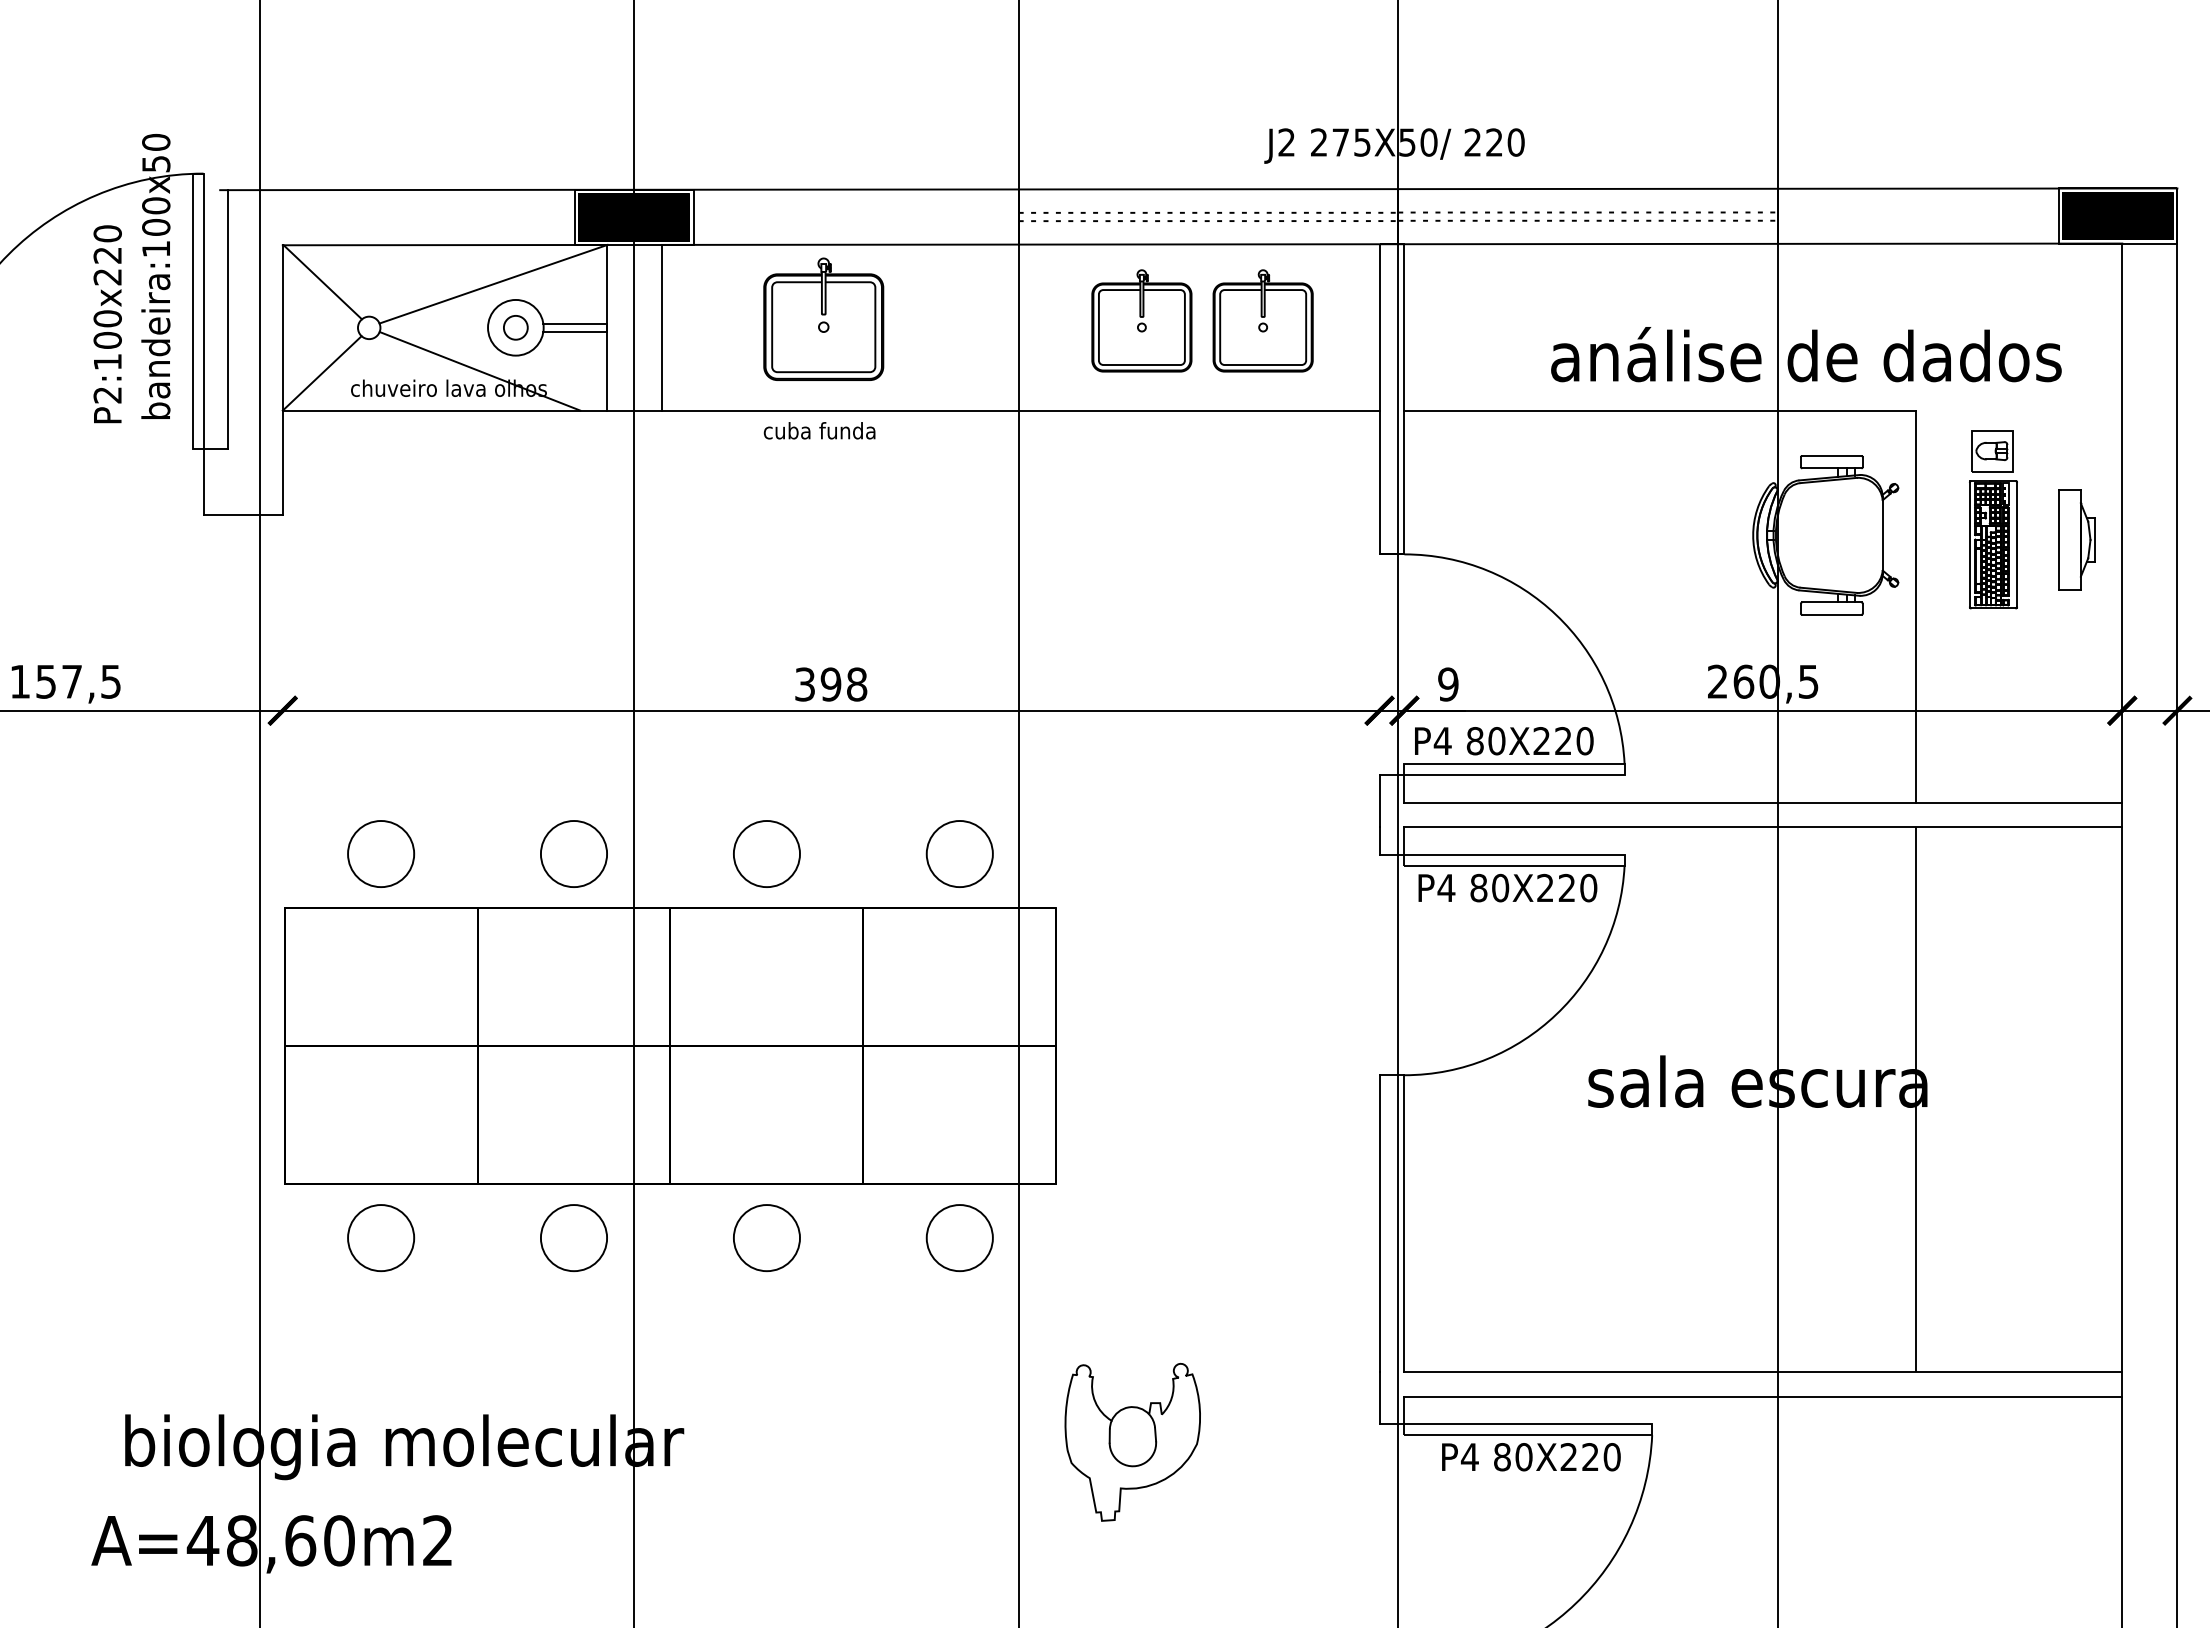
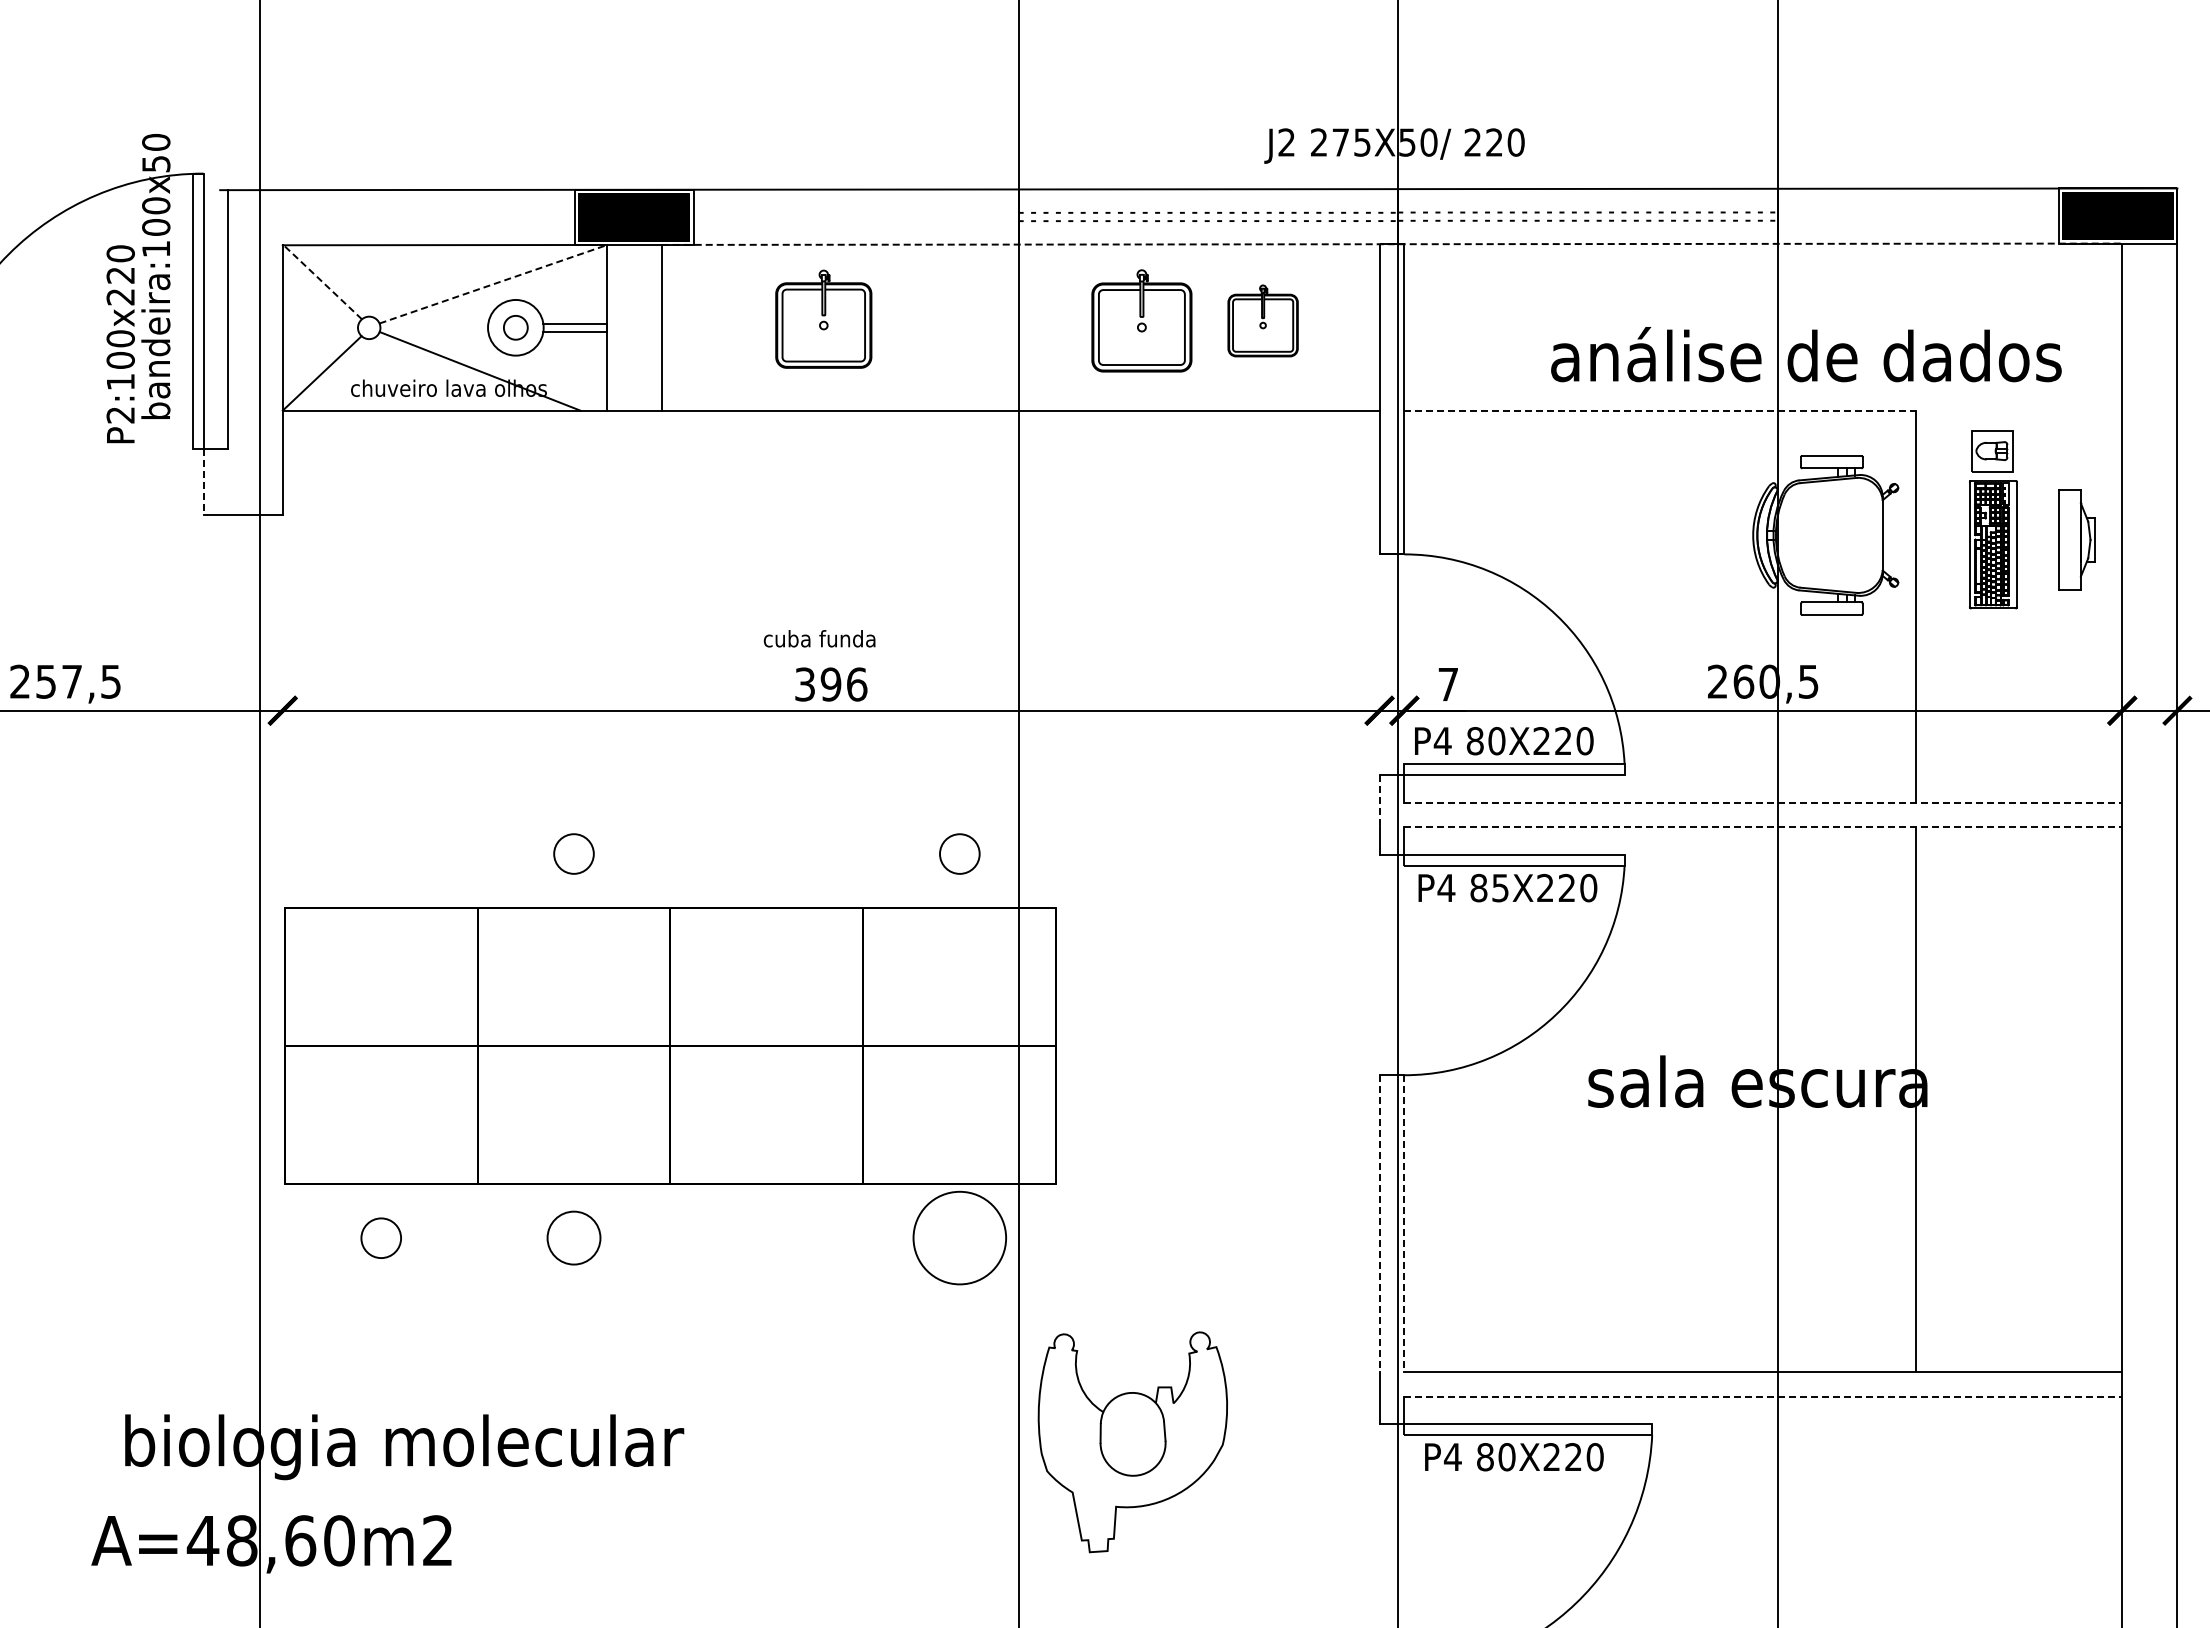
line: solid -> dashed (1392, 244)
line: solid -> dashed (322, 282)
line: solid -> dashed (493, 284)
part size: 122x124 px -> 98x100 px (823, 318)
part size: 102x104 px -> 72x74 px (1262, 320)
text position: (107, 324) -> (120, 344) (120, 344)
line: solid -> dashed (1660, 410)
text position: (819, 430) -> (819, 638) (819, 638)
line: solid -> dashed (203, 482)
text: 157,5 -> 257,5 (19, 681)
text: 398 -> 396 (857, 684)
text: 9 -> 7 (1448, 684)
line: solid -> dashed (1379, 801)
line: solid -> dashed (1763, 802)
line: present -> none (634, 813)
line: solid -> dashed (1763, 827)
circle: present -> none (381, 853)
circle size: 68x68 px -> 42x42 px (573, 853)
circle: present -> none (766, 853)
circle diameter: 66 px -> 40 px (959, 853)
text: 80X220 -> 85X220 (1500, 887)
line: solid -> dashed (1379, 1224)
line: solid -> dashed (1404, 1224)
circle: present -> none (766, 1237)
circle size: 69x69 px -> 42x42 px (380, 1237)
circle diameter: 66 px -> 53 px (573, 1237)
circle diameter: 66 px -> 93 px (959, 1237)
line: solid -> dashed (1763, 1396)
part size: 137x159 px -> 191x223 px (1132, 1442)
text position: (1531, 1457) -> (1514, 1457) (1514, 1457)
